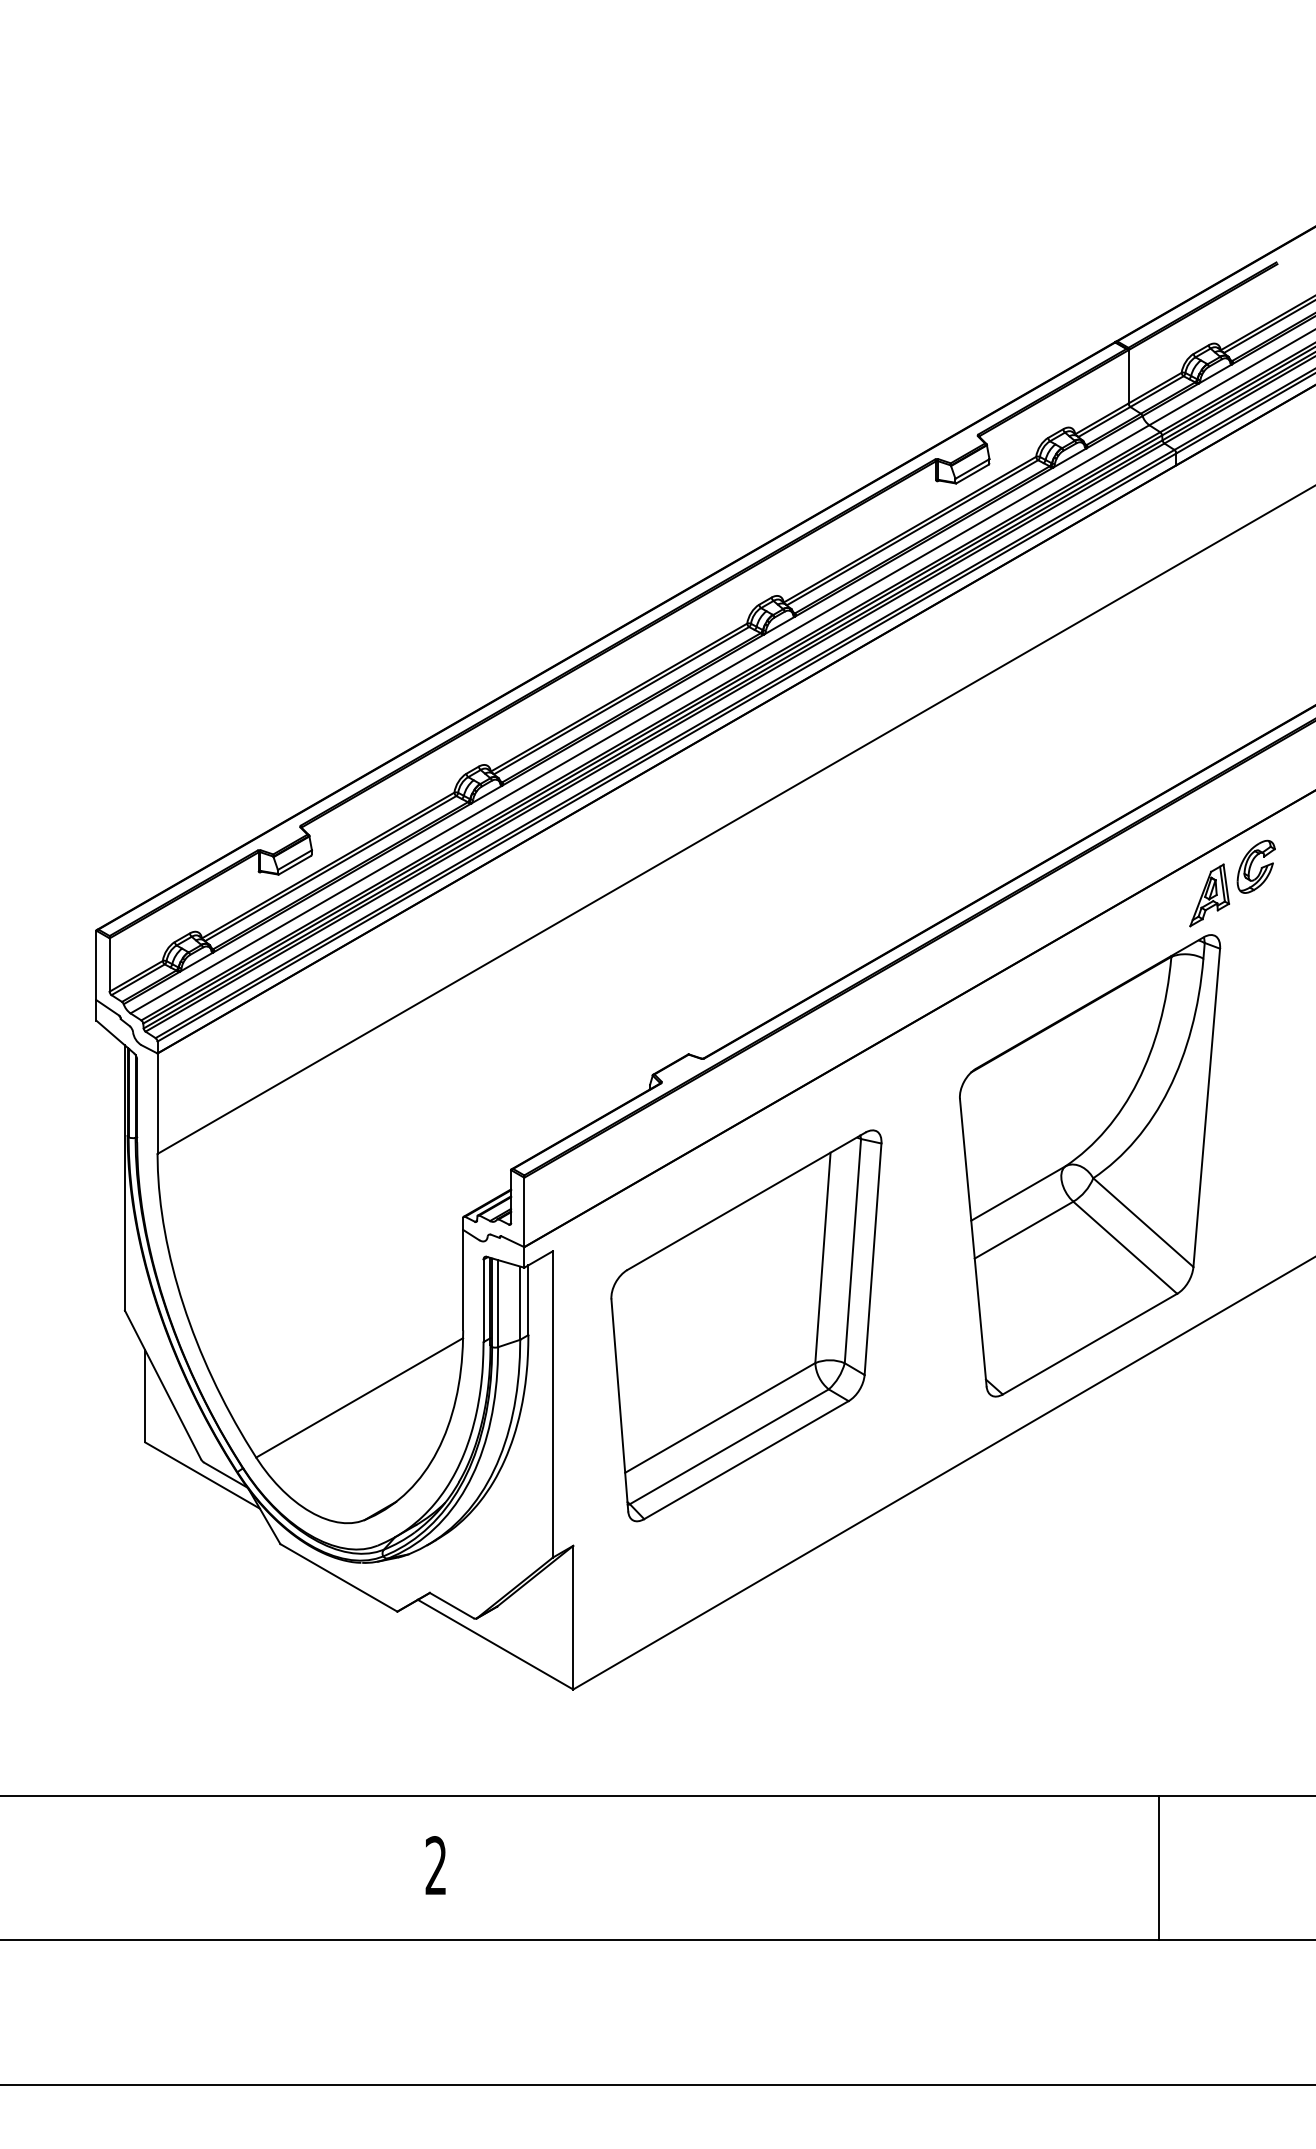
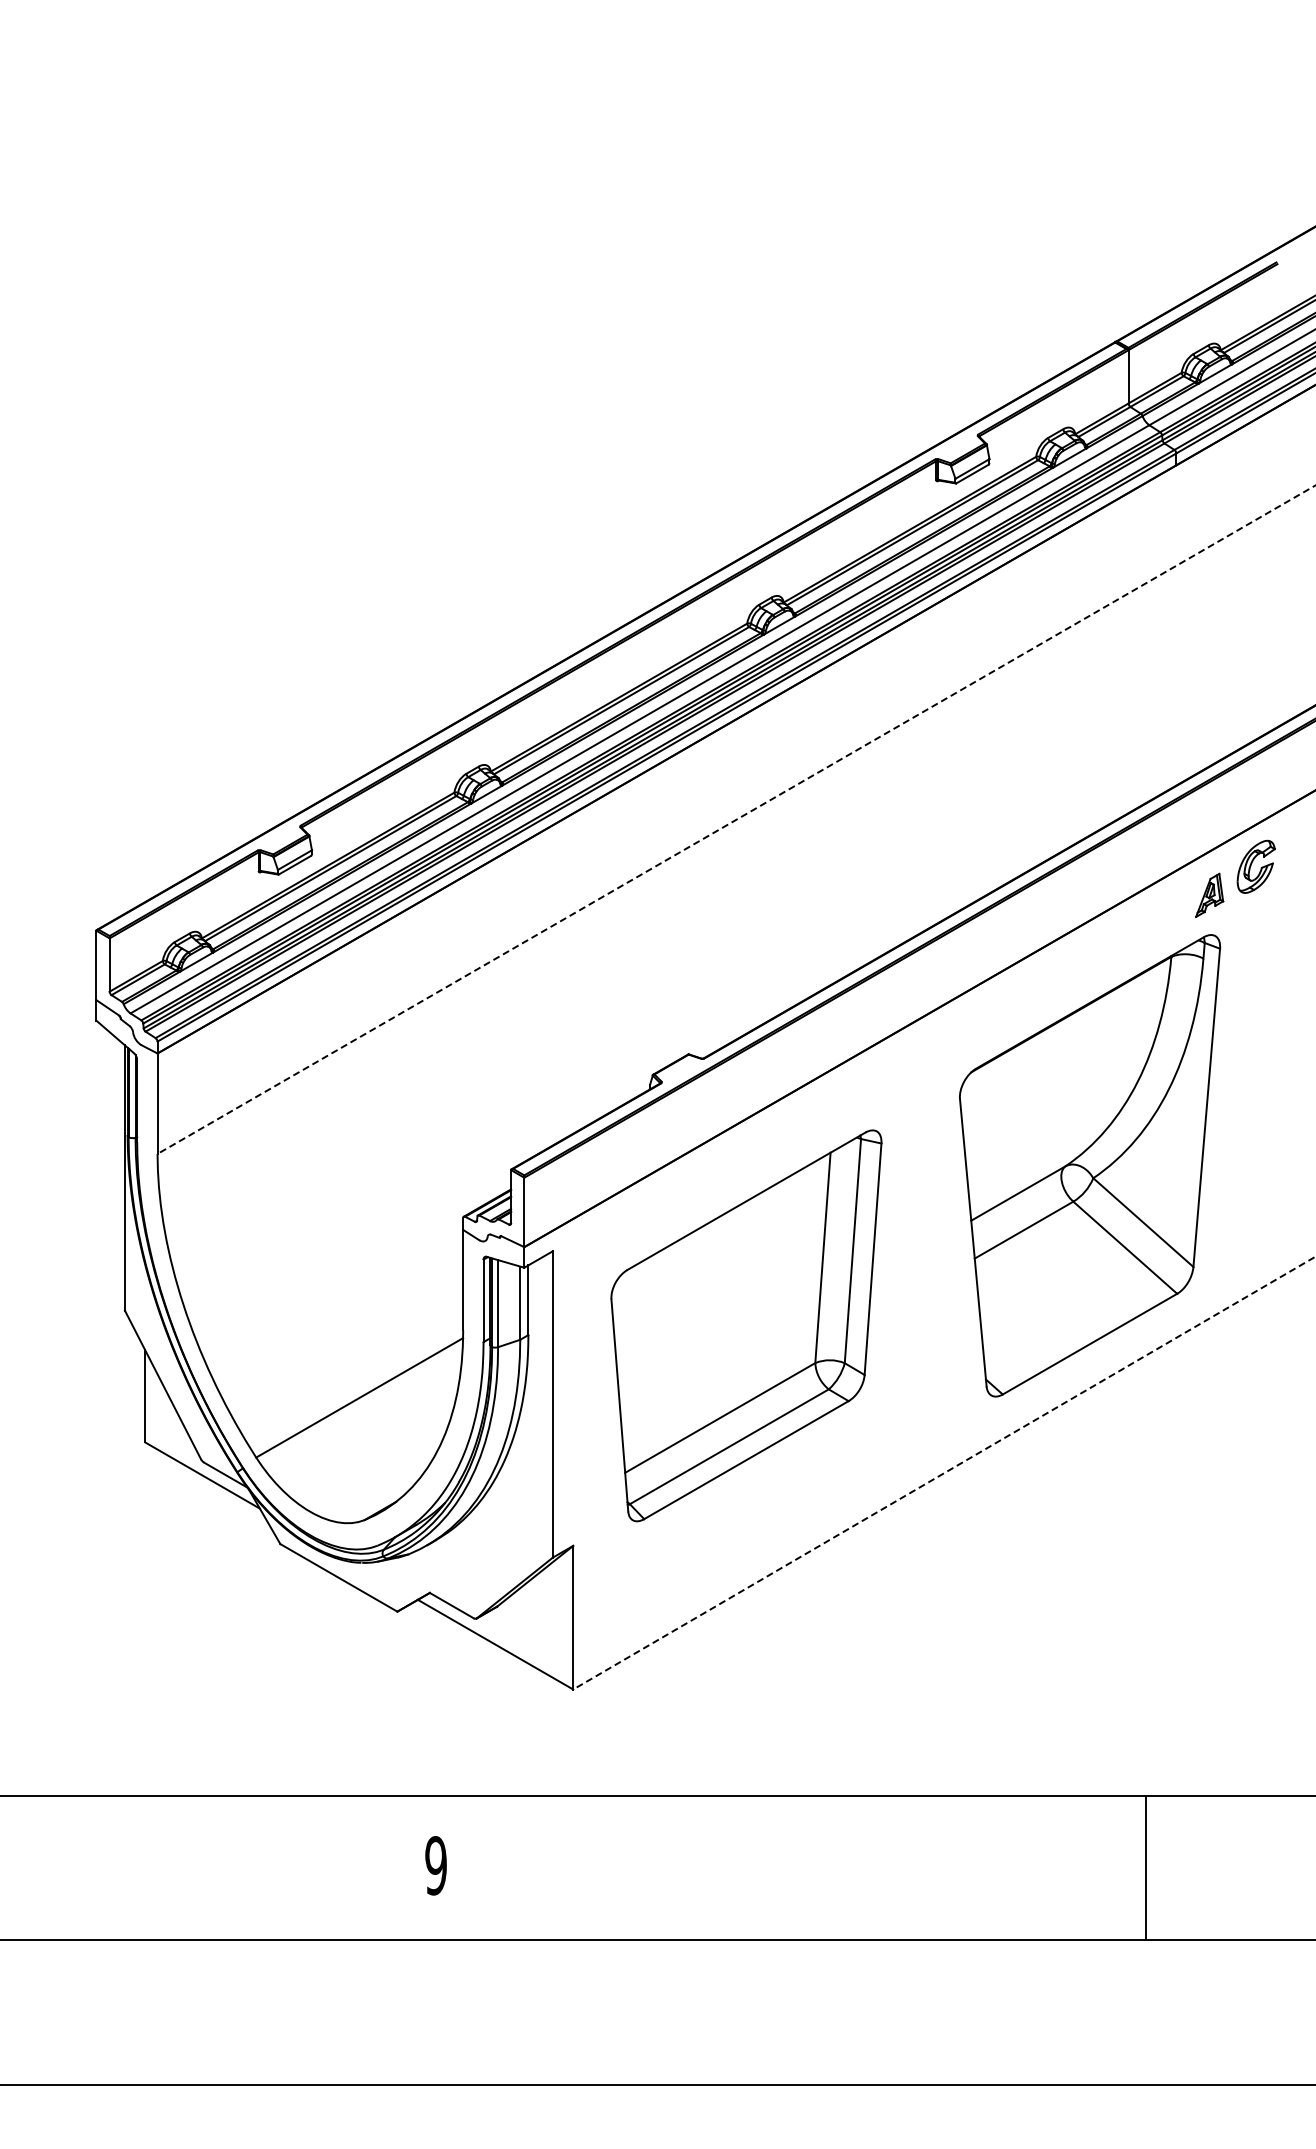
line: solid -> dashed (736, 819)
part size: 41x65 px -> 30x46 px (1209, 894)
line: solid -> dashed (944, 1473)
text: 2 -> 9 (435, 1865)
line position: (1158, 1868) -> (1145, 1868) (1145, 1868)
